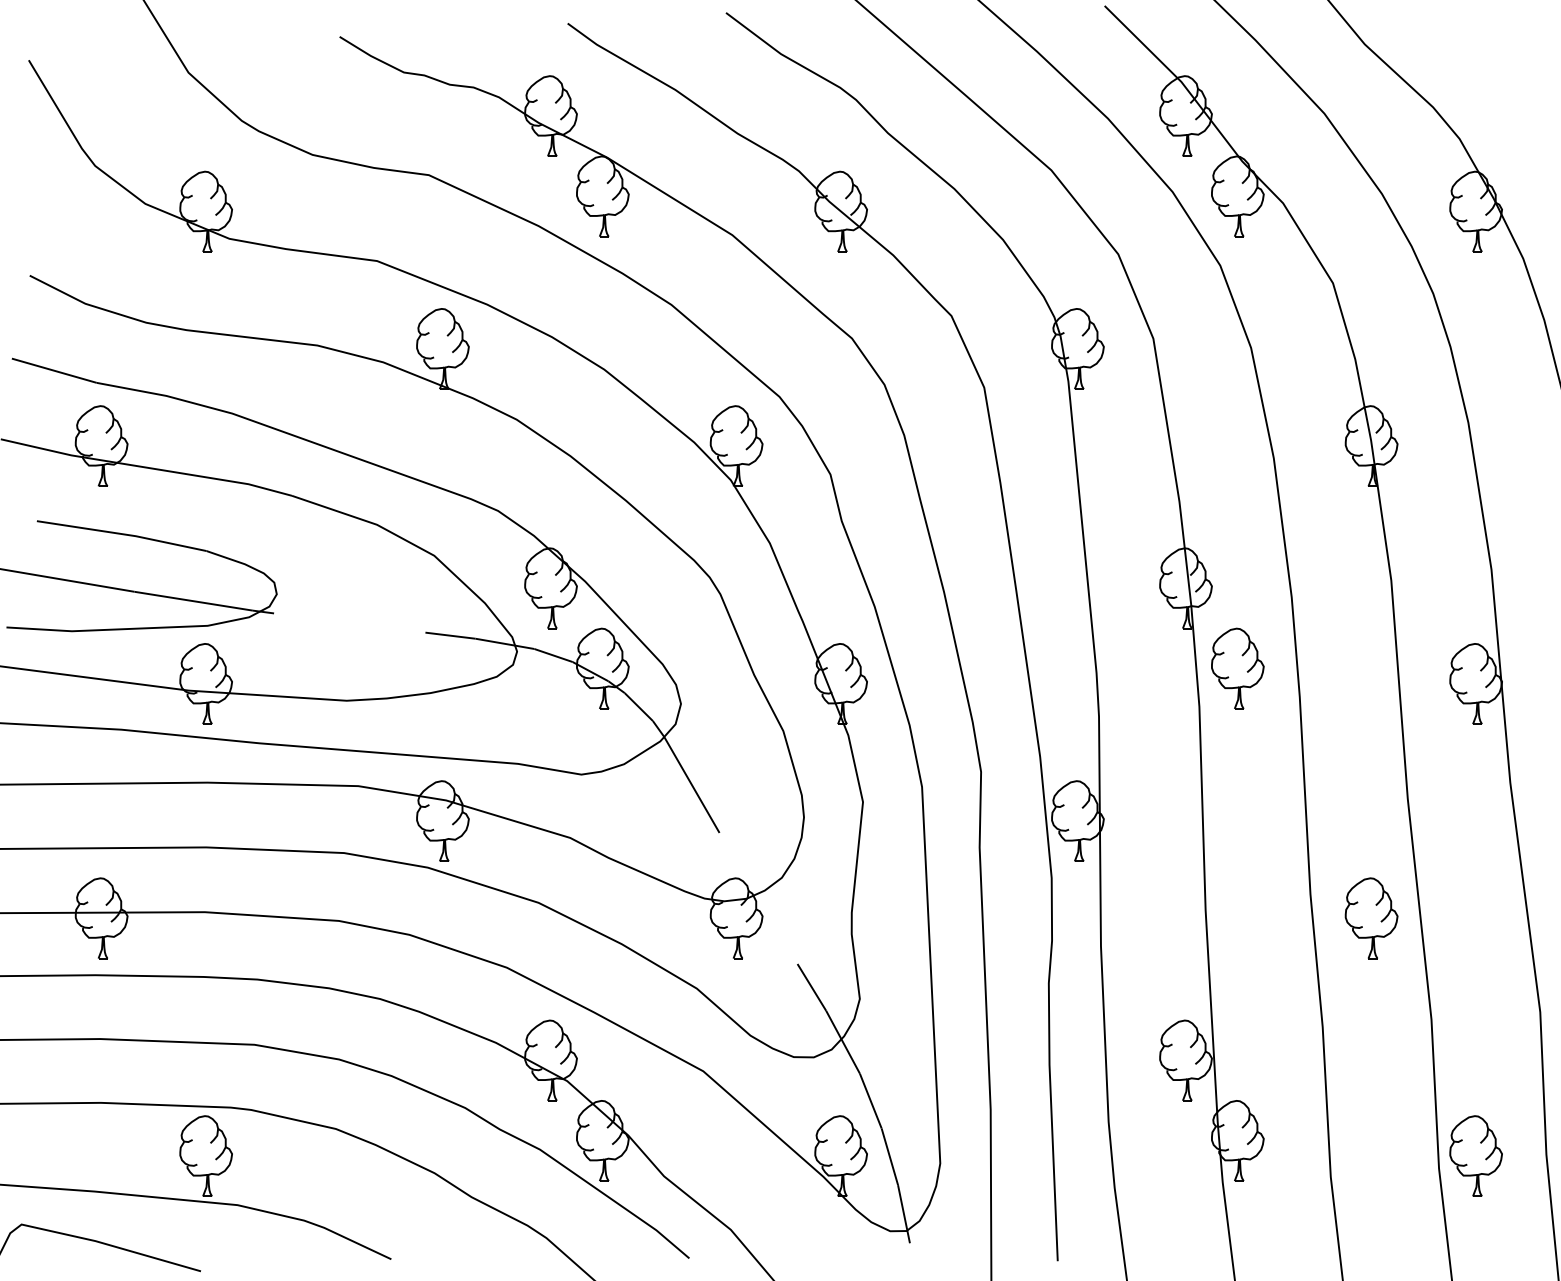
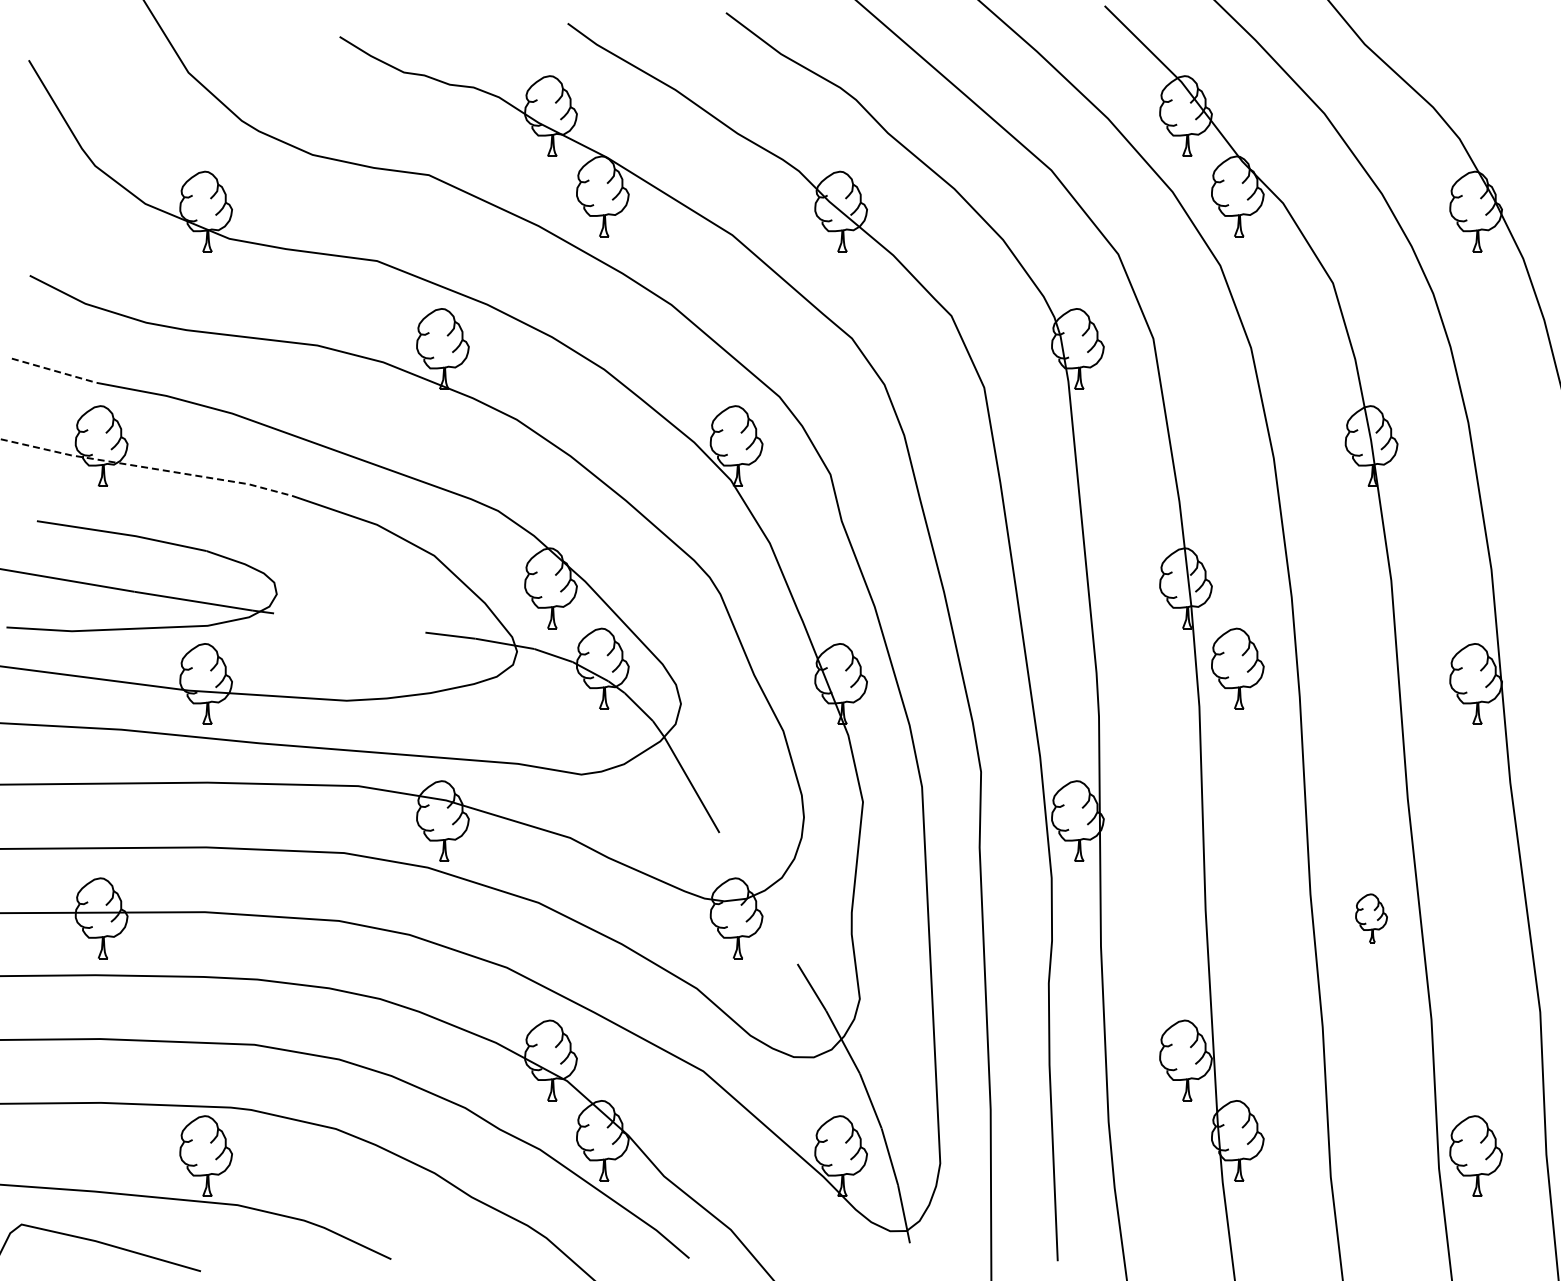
line: solid -> dashed (54, 370)
line: solid -> dashed (146, 467)
part size: 55x83 px -> 33x51 px (1371, 918)
